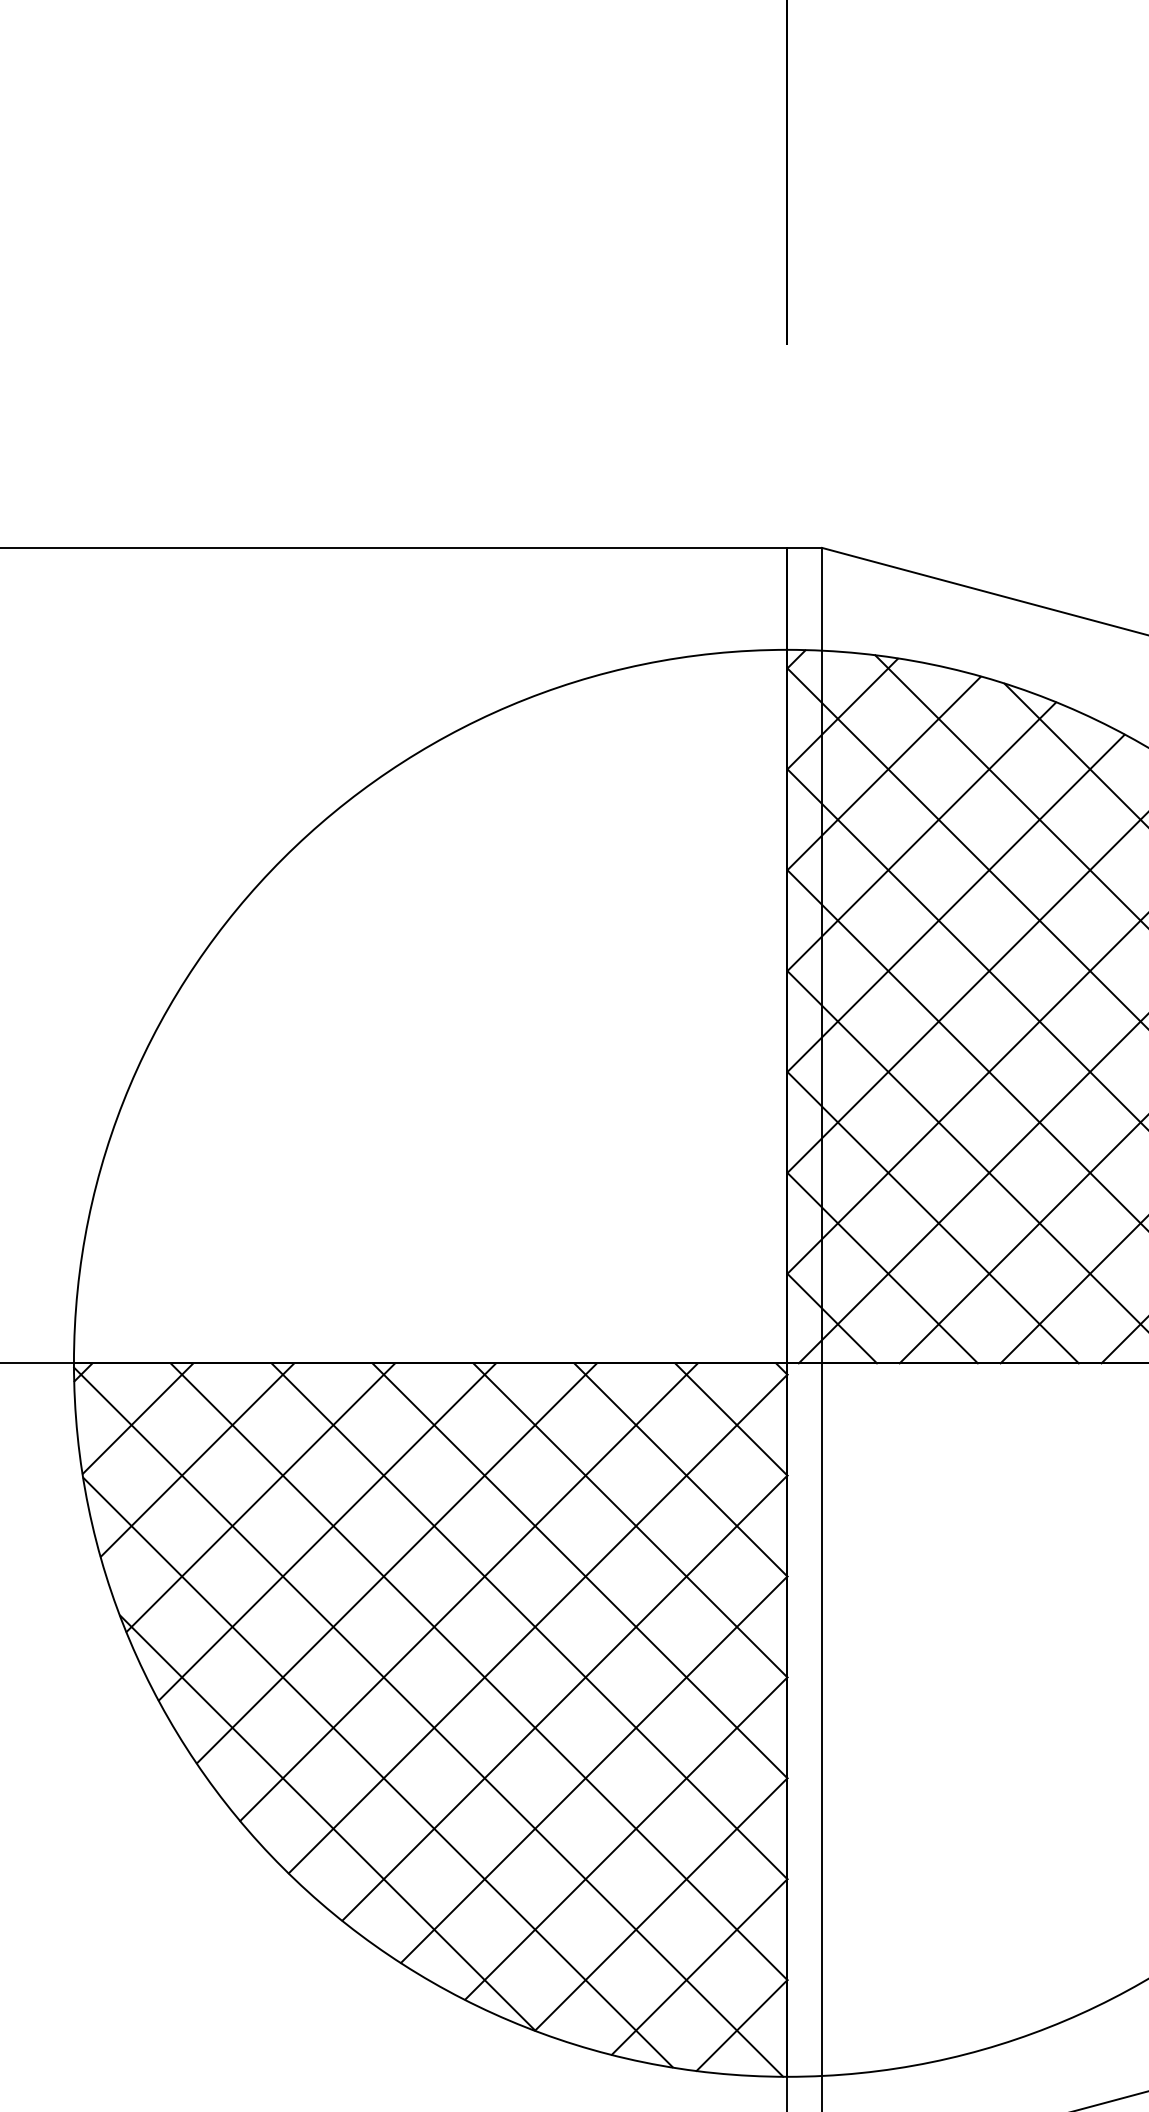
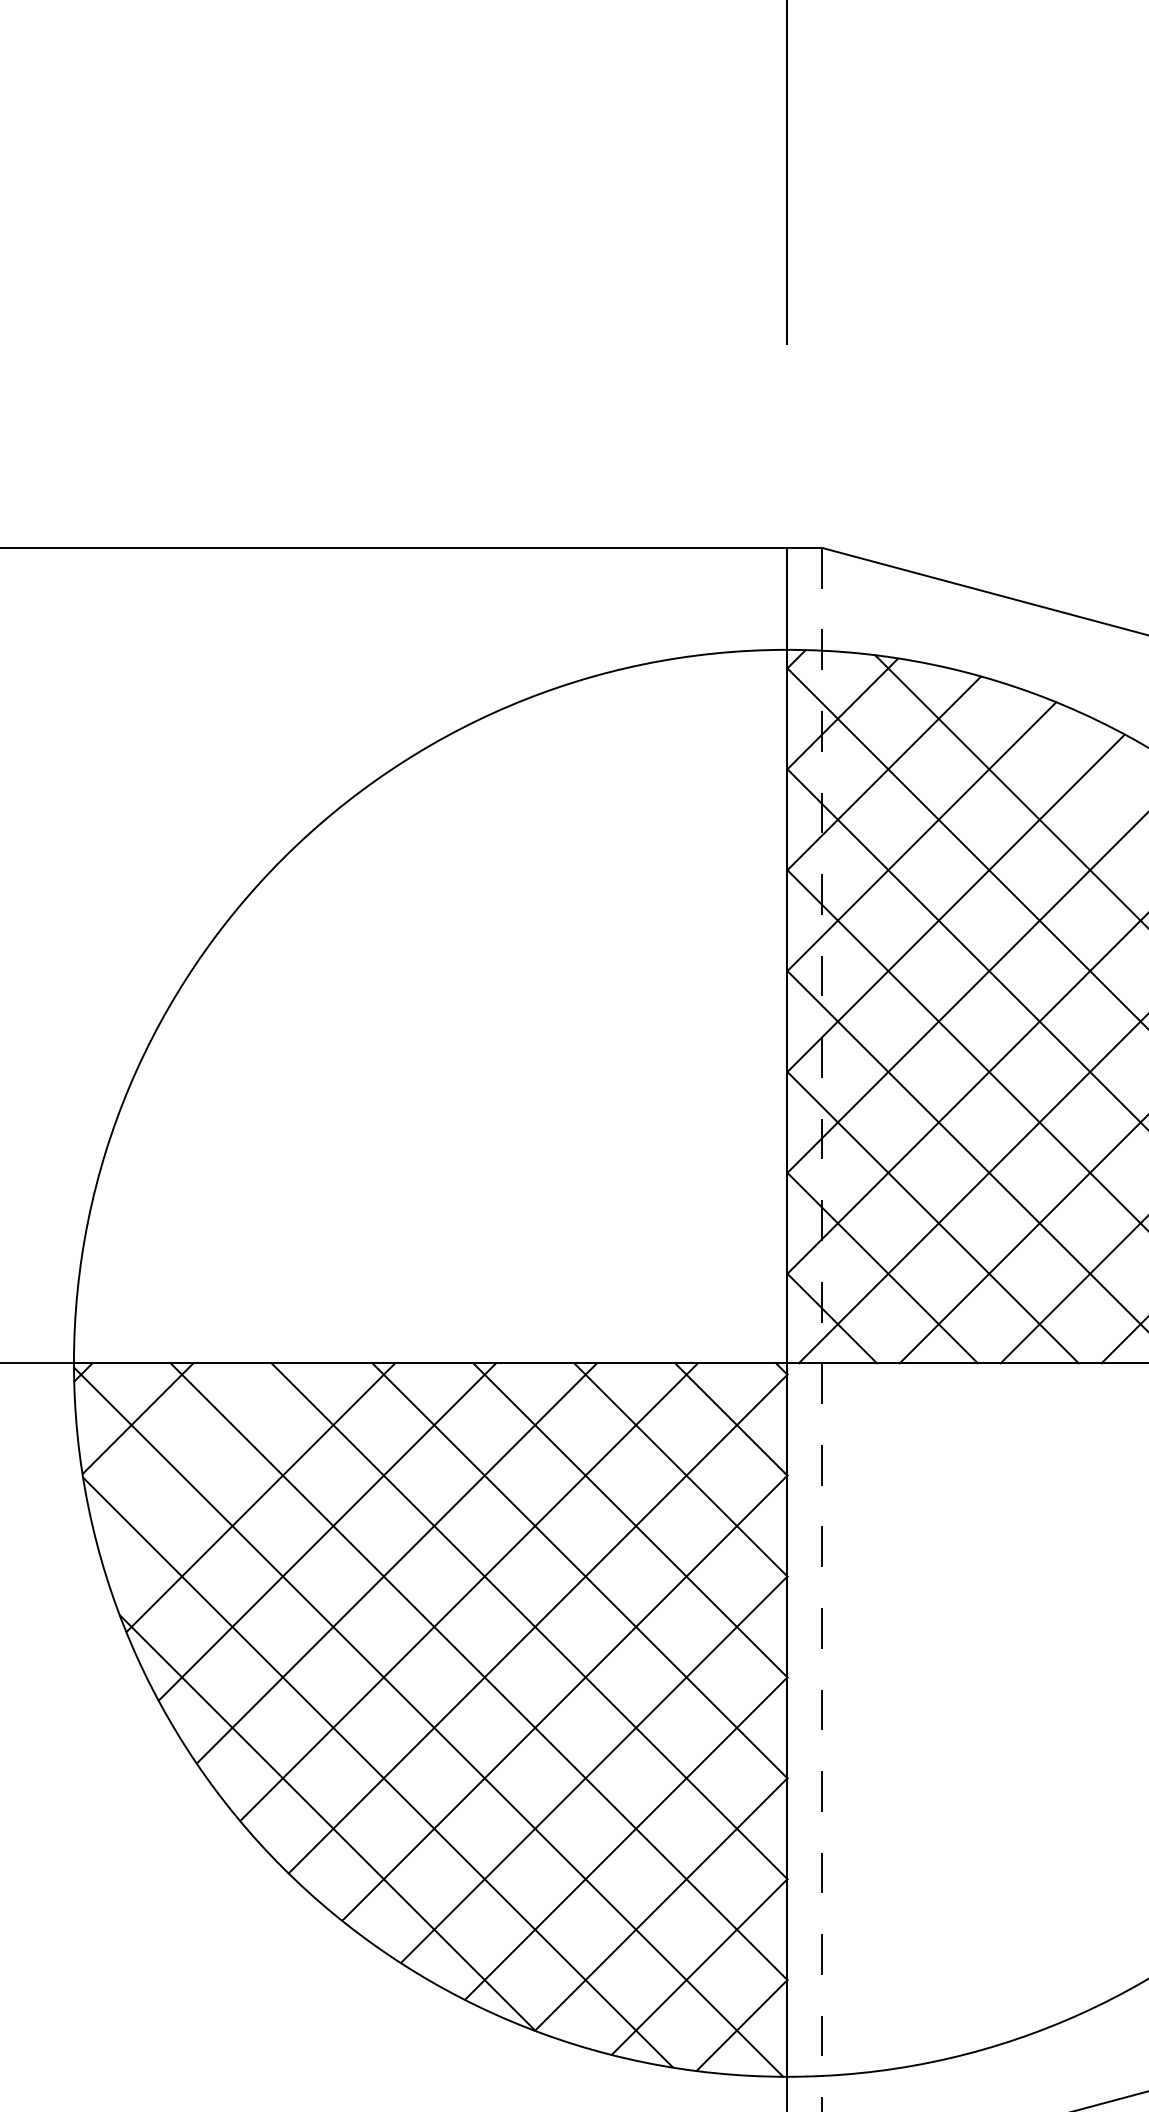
line: present -> none (1074, 753)
line: solid -> dashed (822, 1329)
line: present -> none (197, 1459)
